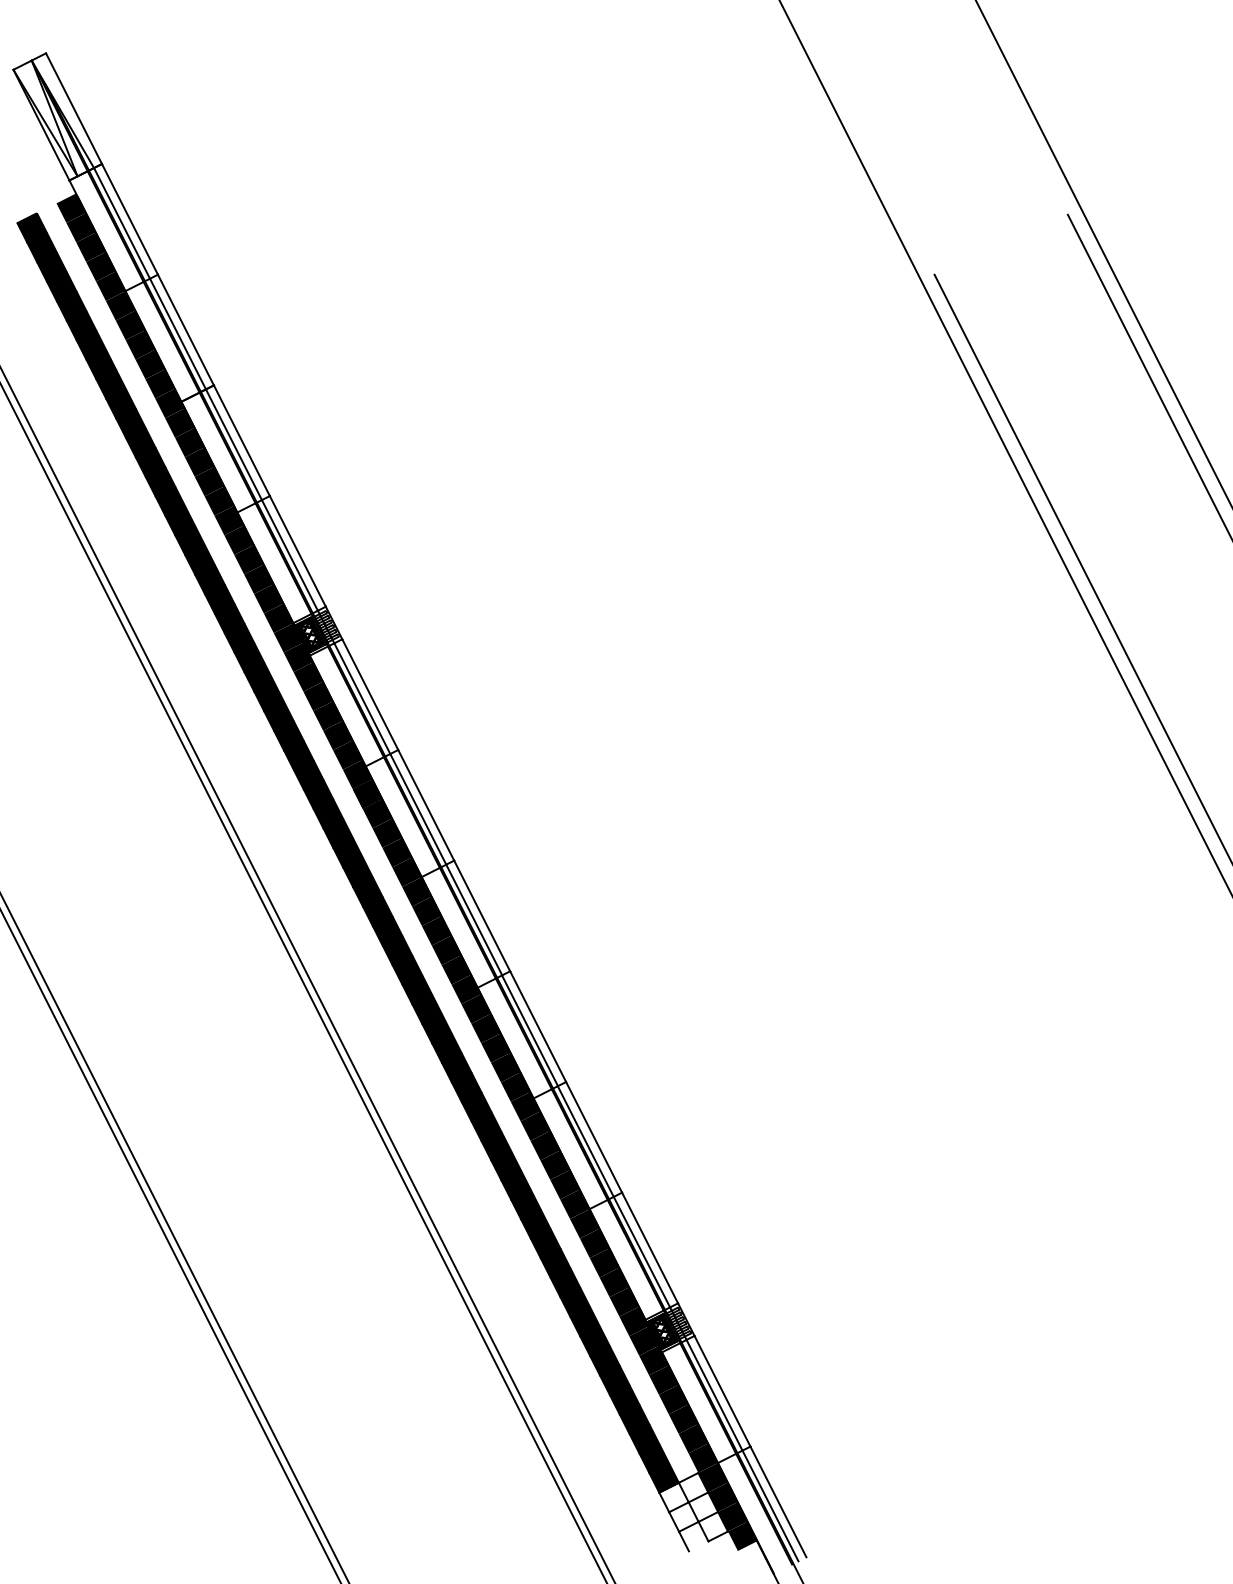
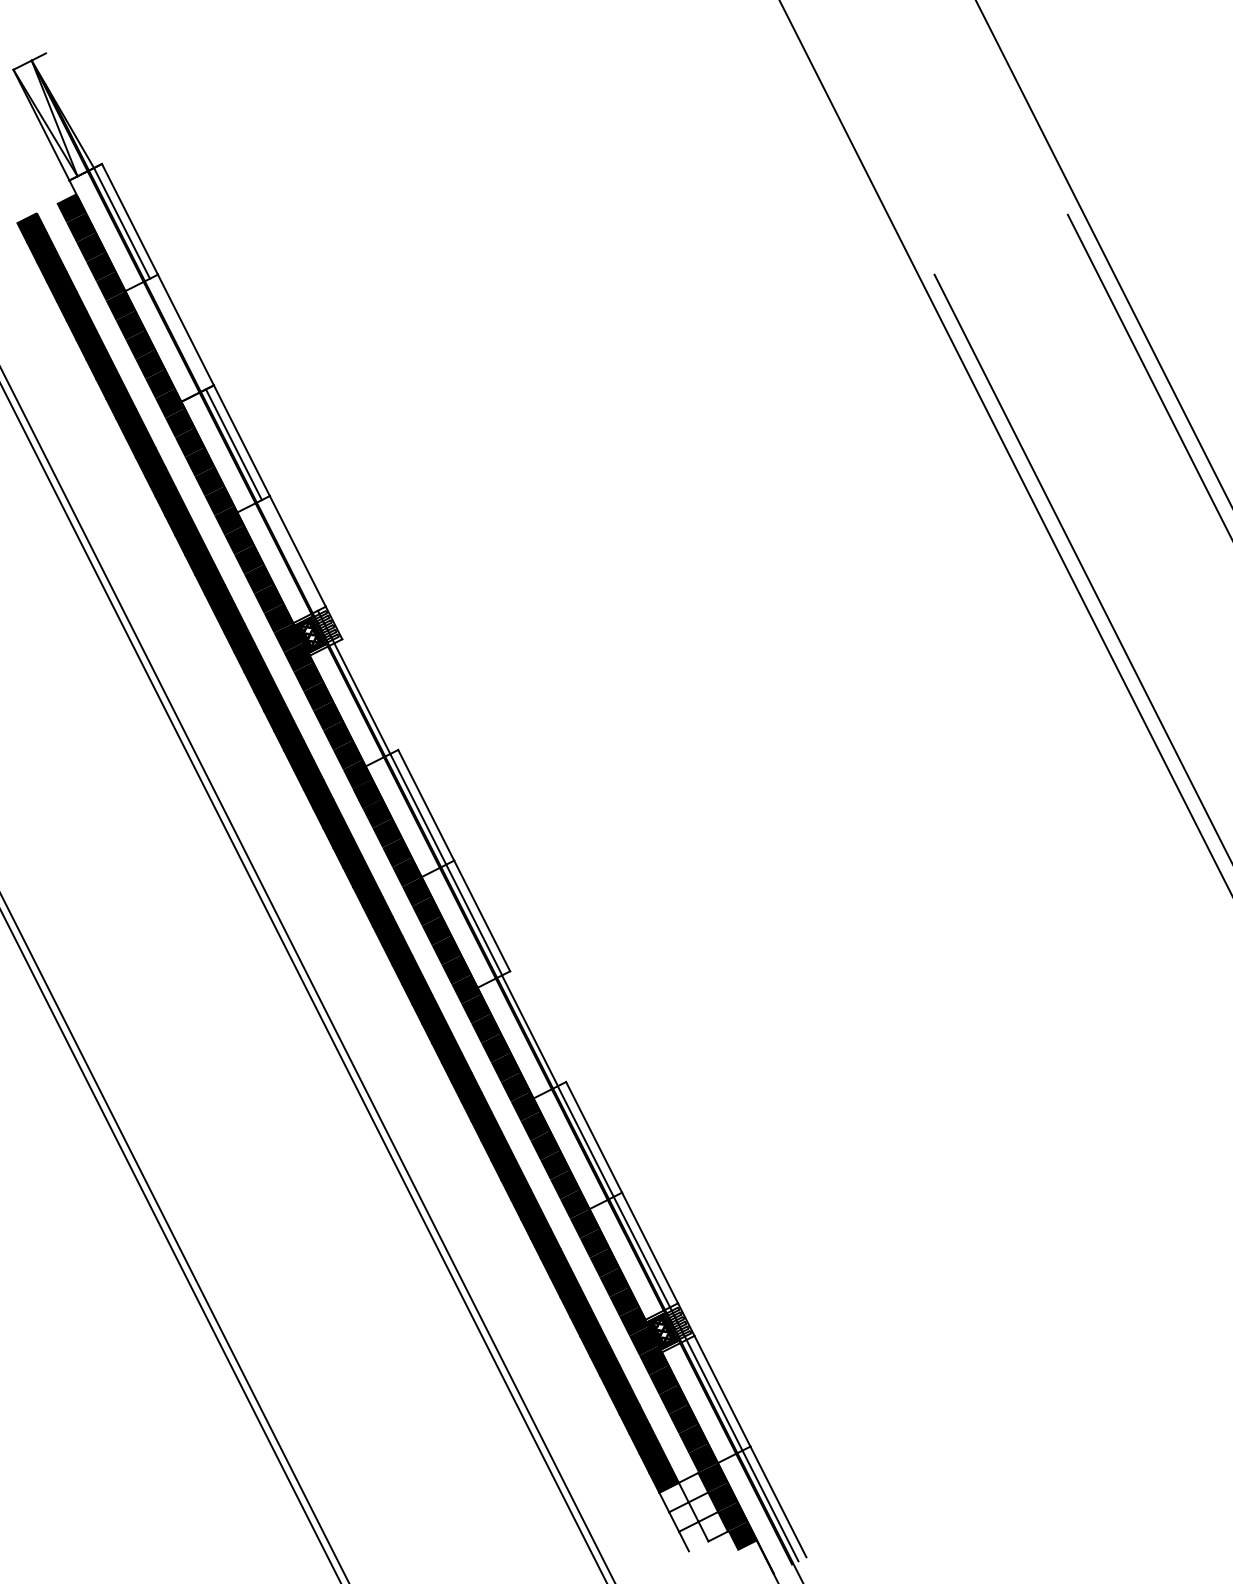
line: present -> none (74, 108)
line: present -> none (177, 333)
line: present -> none (289, 555)
line: present -> none (370, 694)
line: present -> none (538, 1026)
